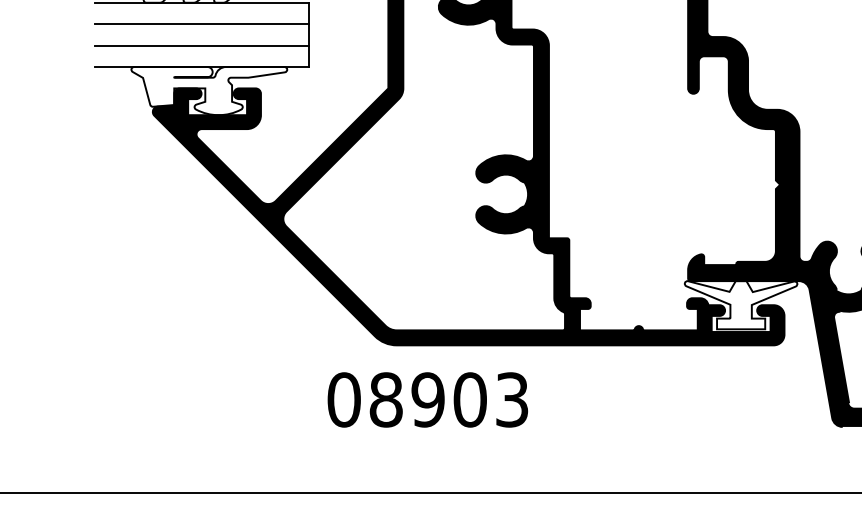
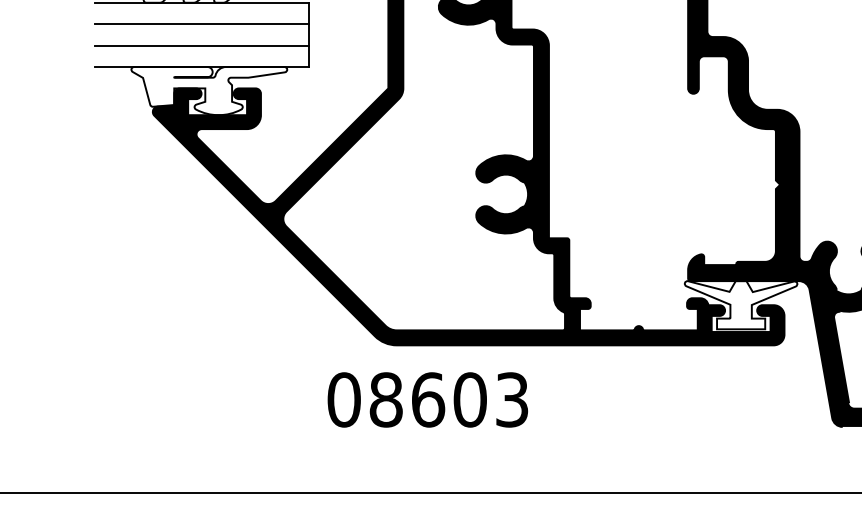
text: 08903 -> 08603 (428, 399)
